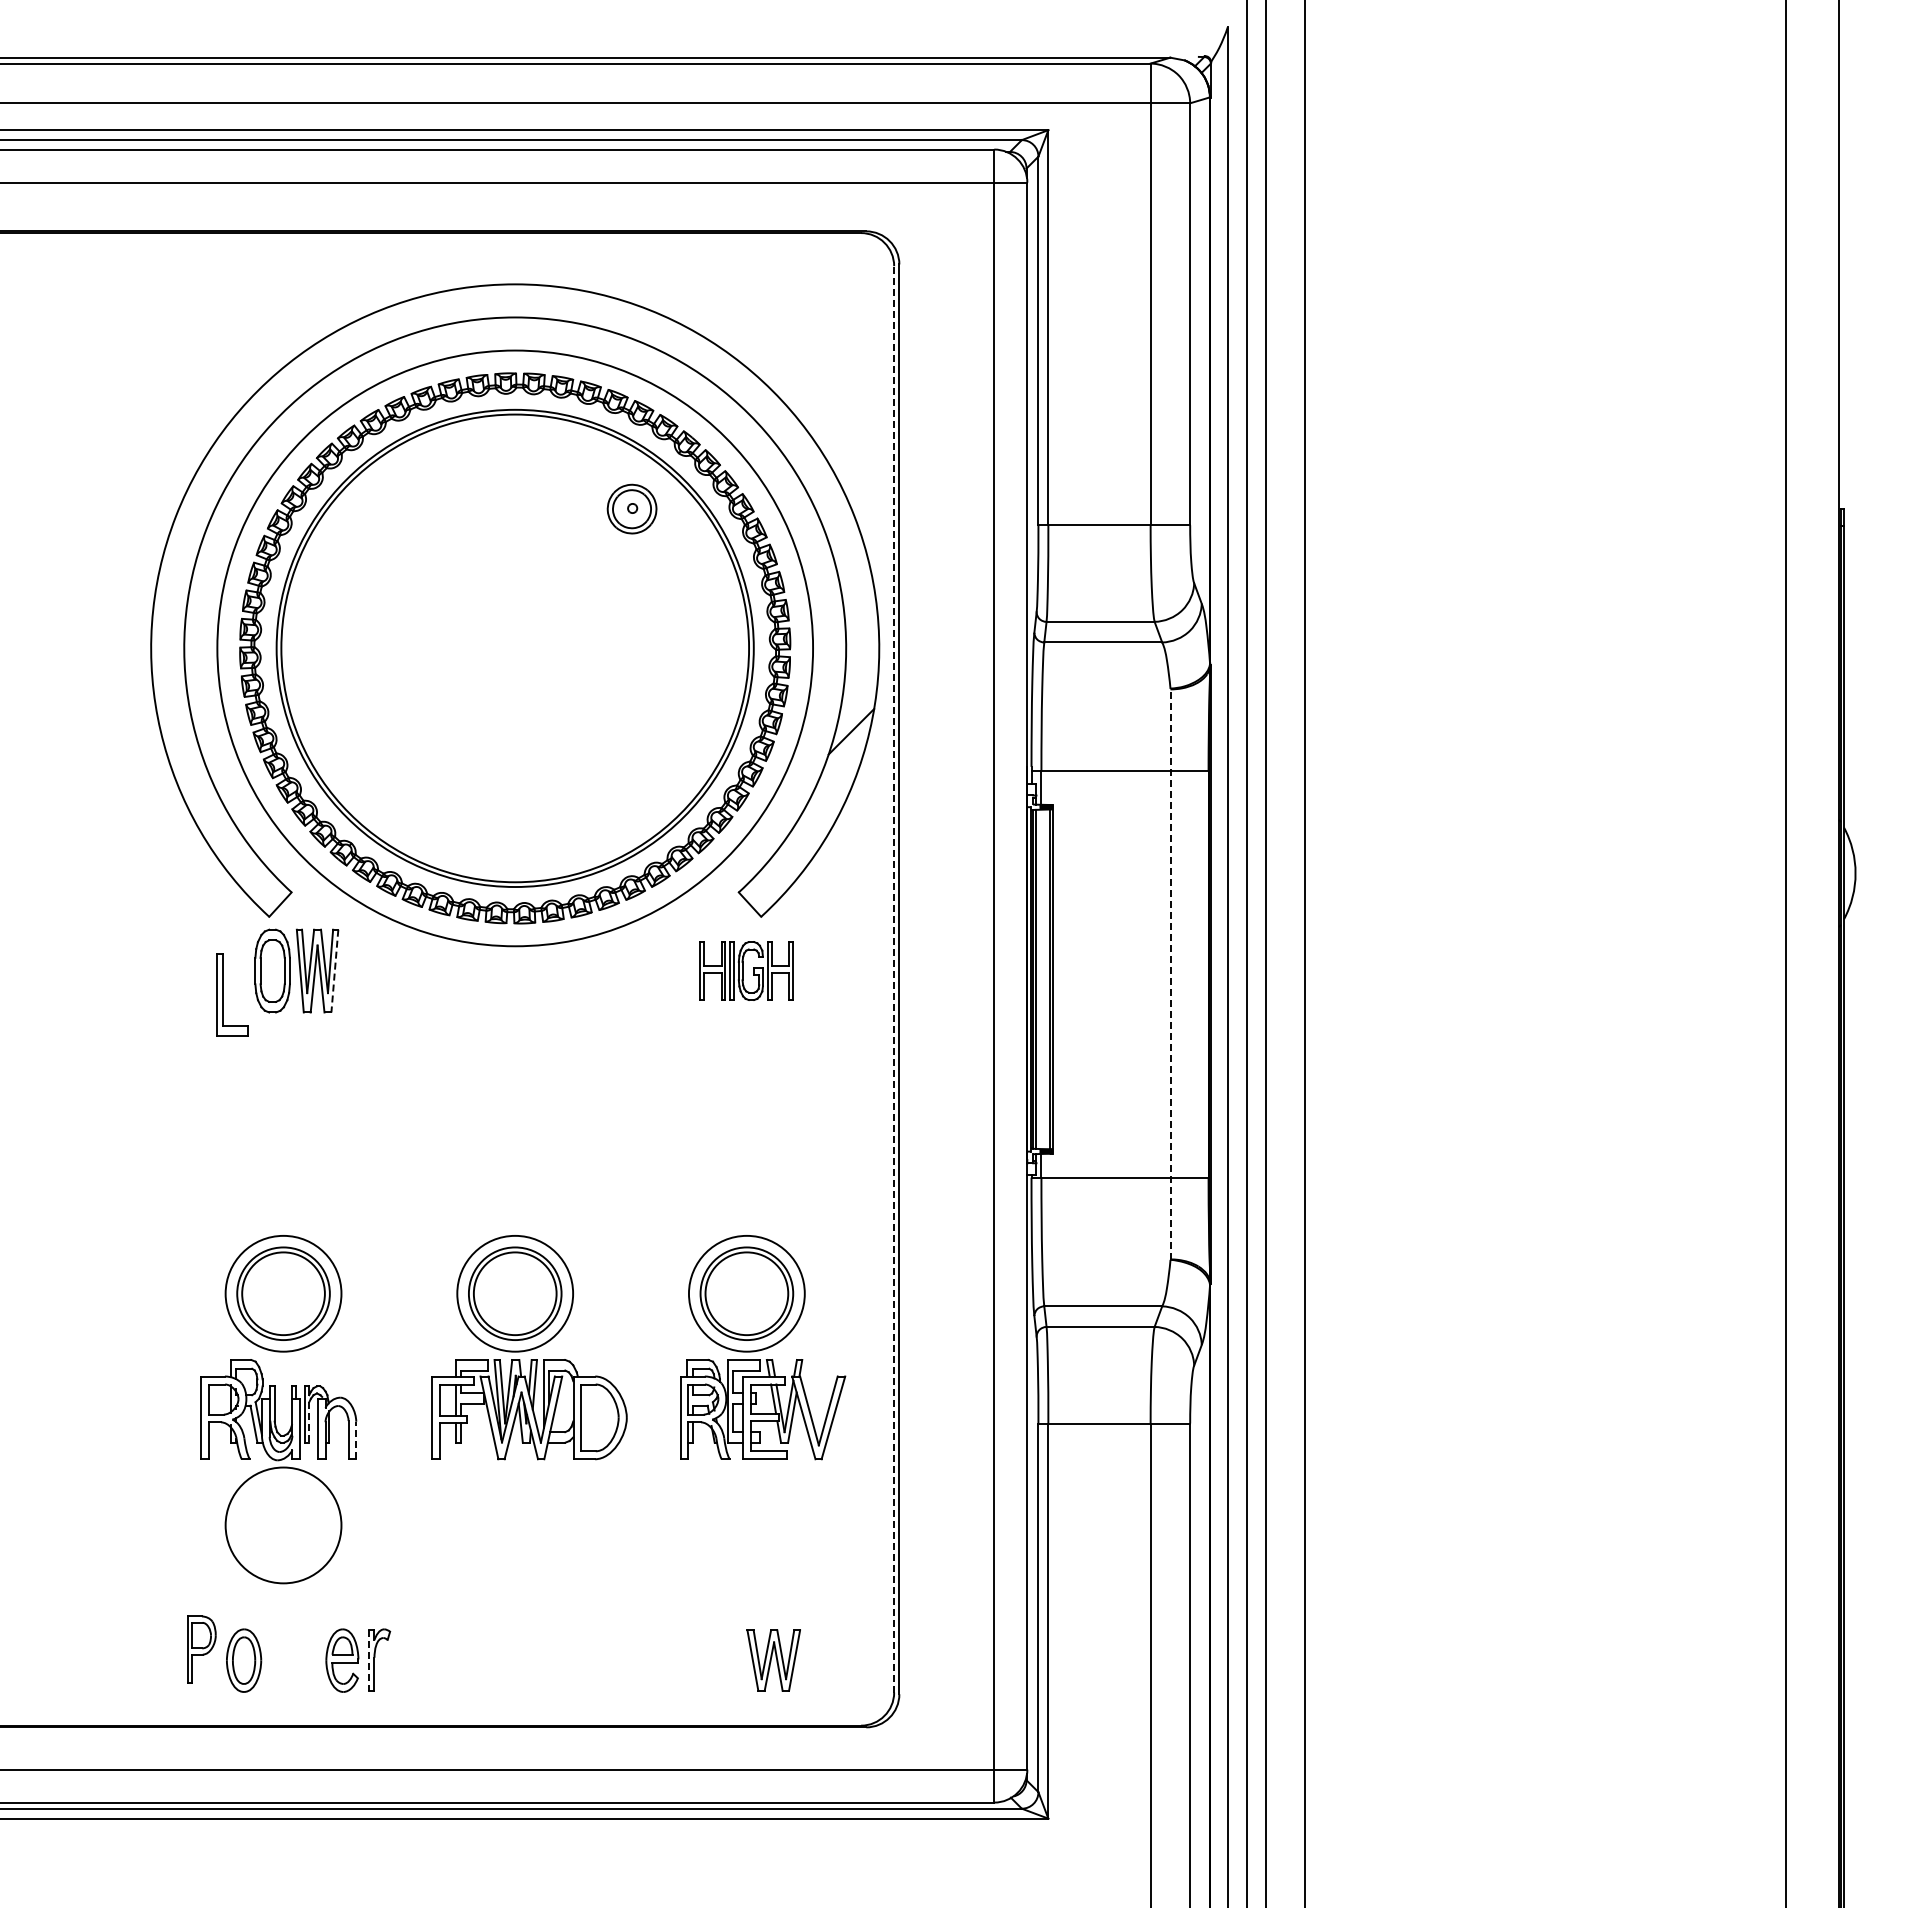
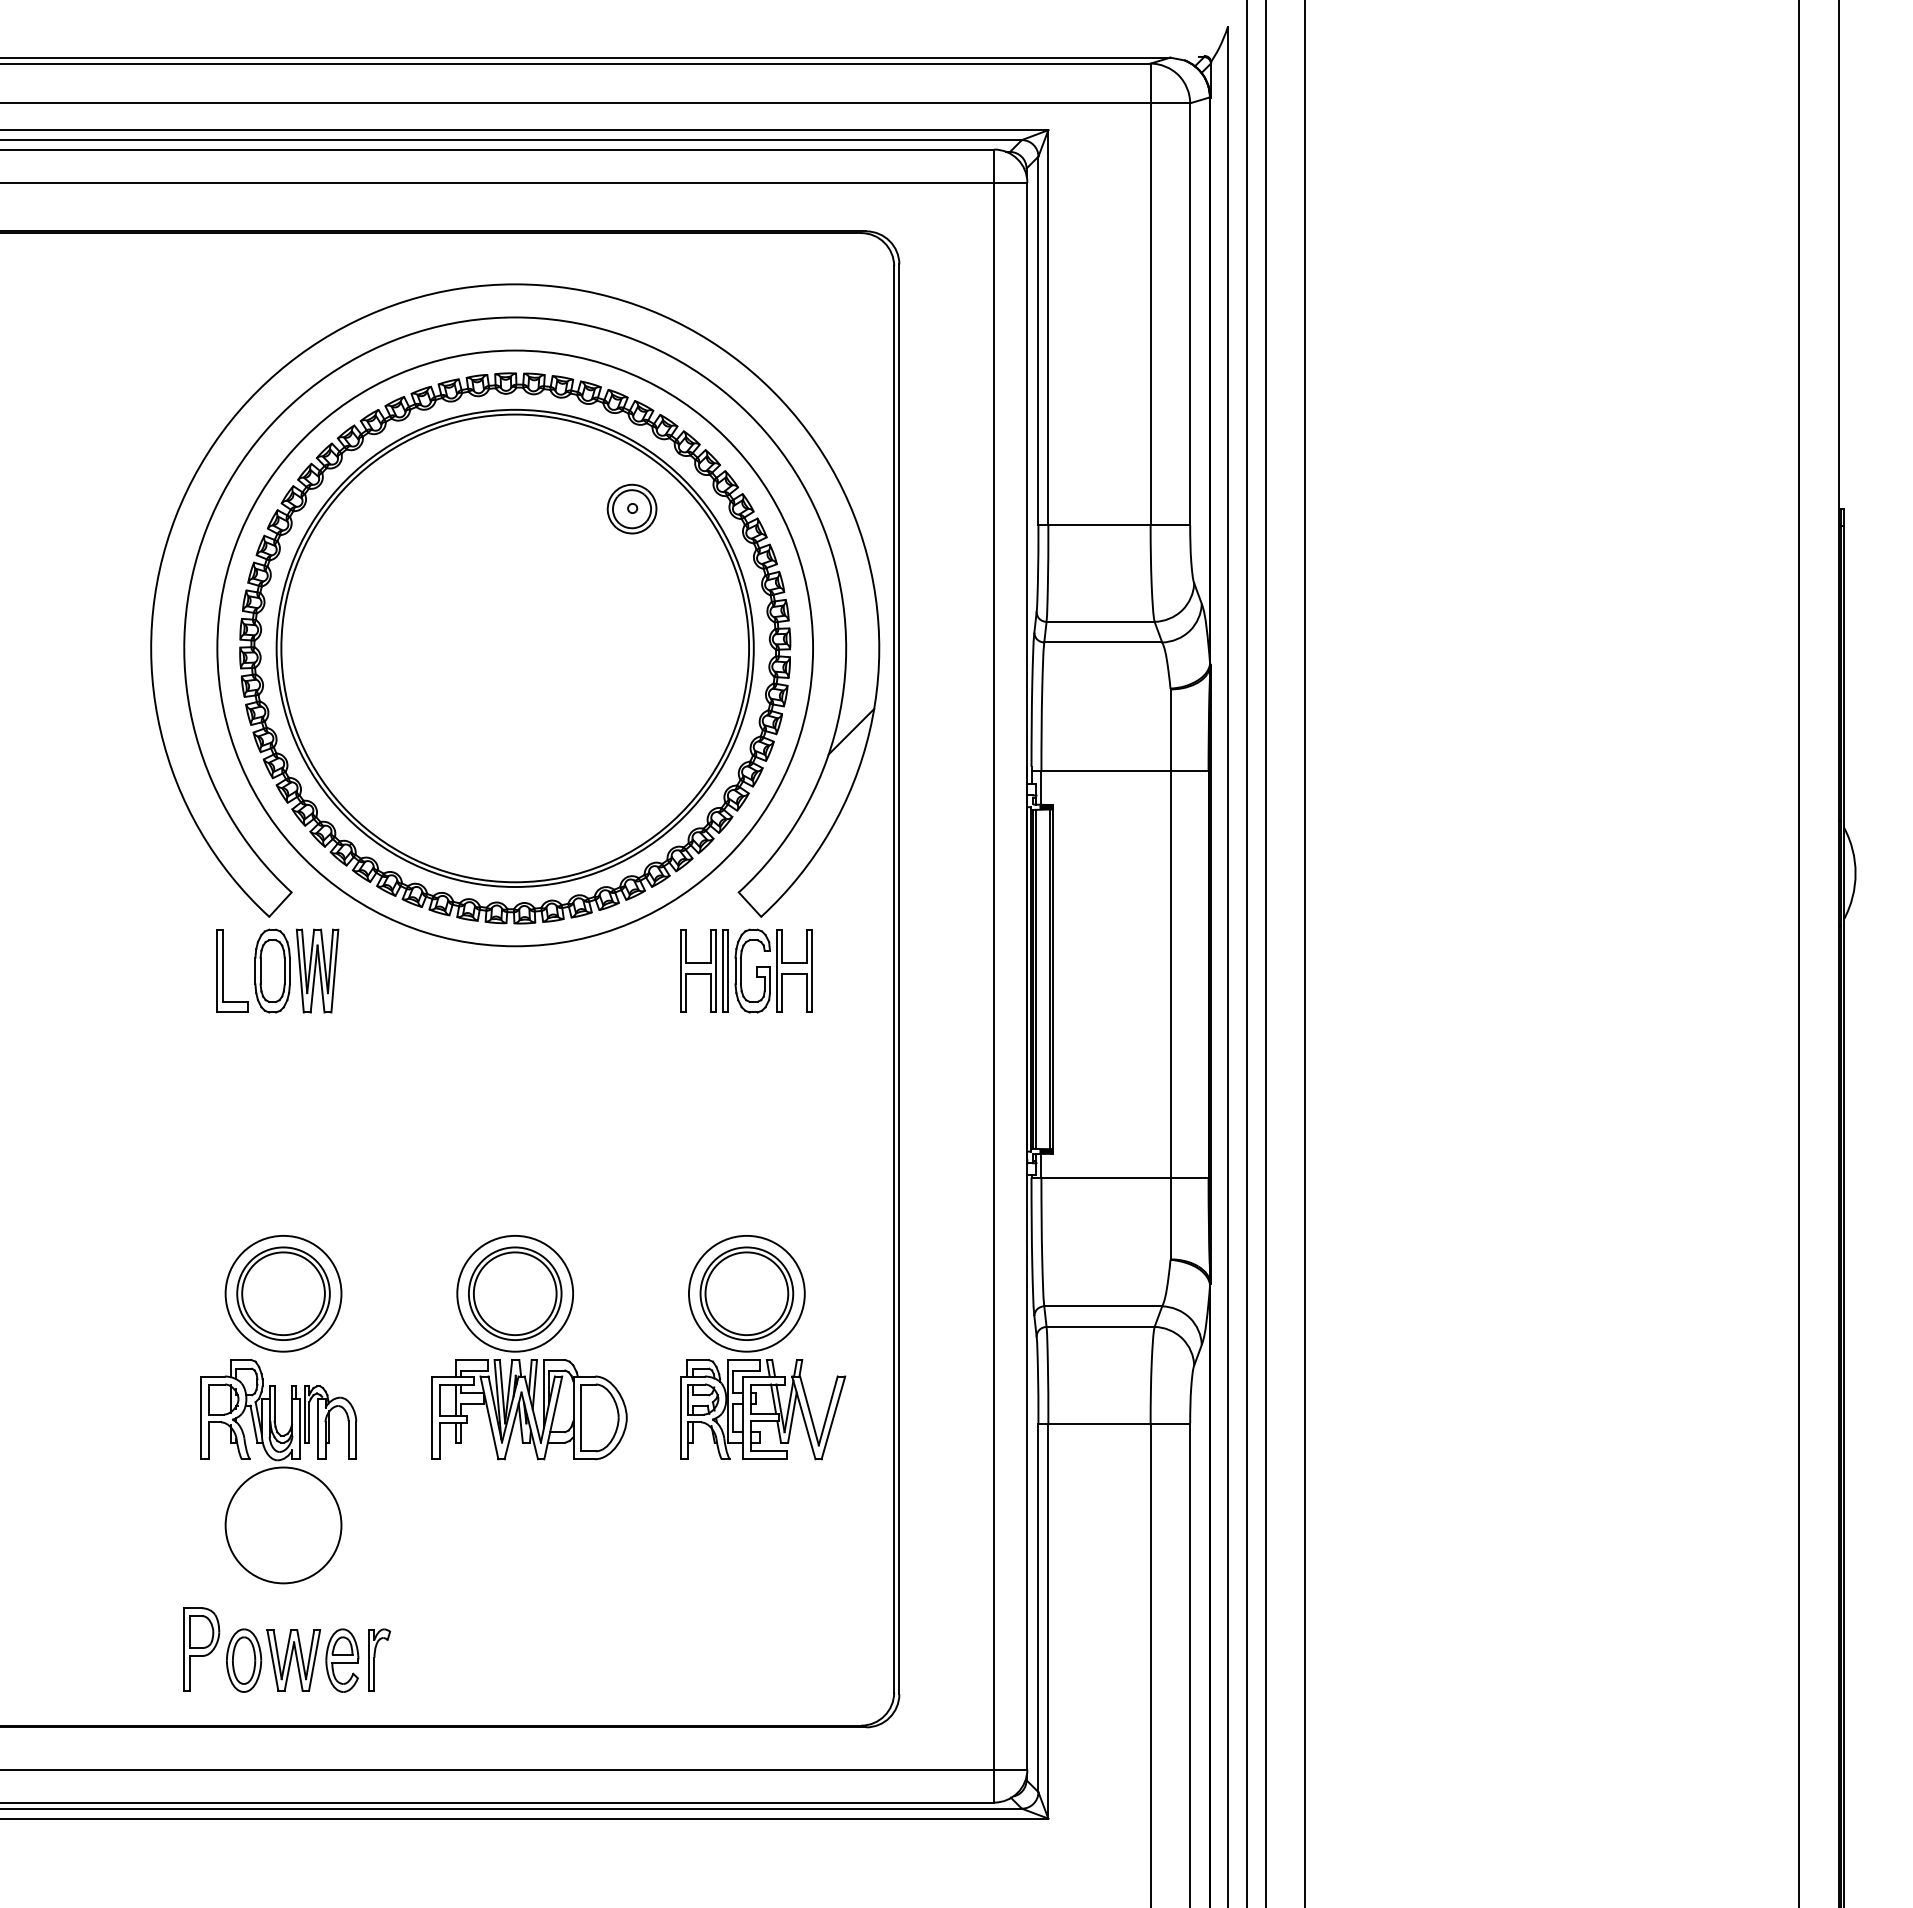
line position: (1786, 953) -> (1799, 953) (1799, 953)
part size: 95x60 px -> 133x86 px (746, 970)
line: dashed -> solid (334, 971)
line: dashed -> solid (1170, 973)
line: dashed -> solid (894, 978)
part position: (223, 994) -> (223, 970) (223, 970)
line: dashed -> solid (309, 1422)
line: dashed -> solid (356, 1440)
part size: 30x69 px -> 38x85 px (201, 1649)
part position: (773, 1660) -> (293, 1660) (293, 1660)
line: dashed -> solid (368, 1661)
